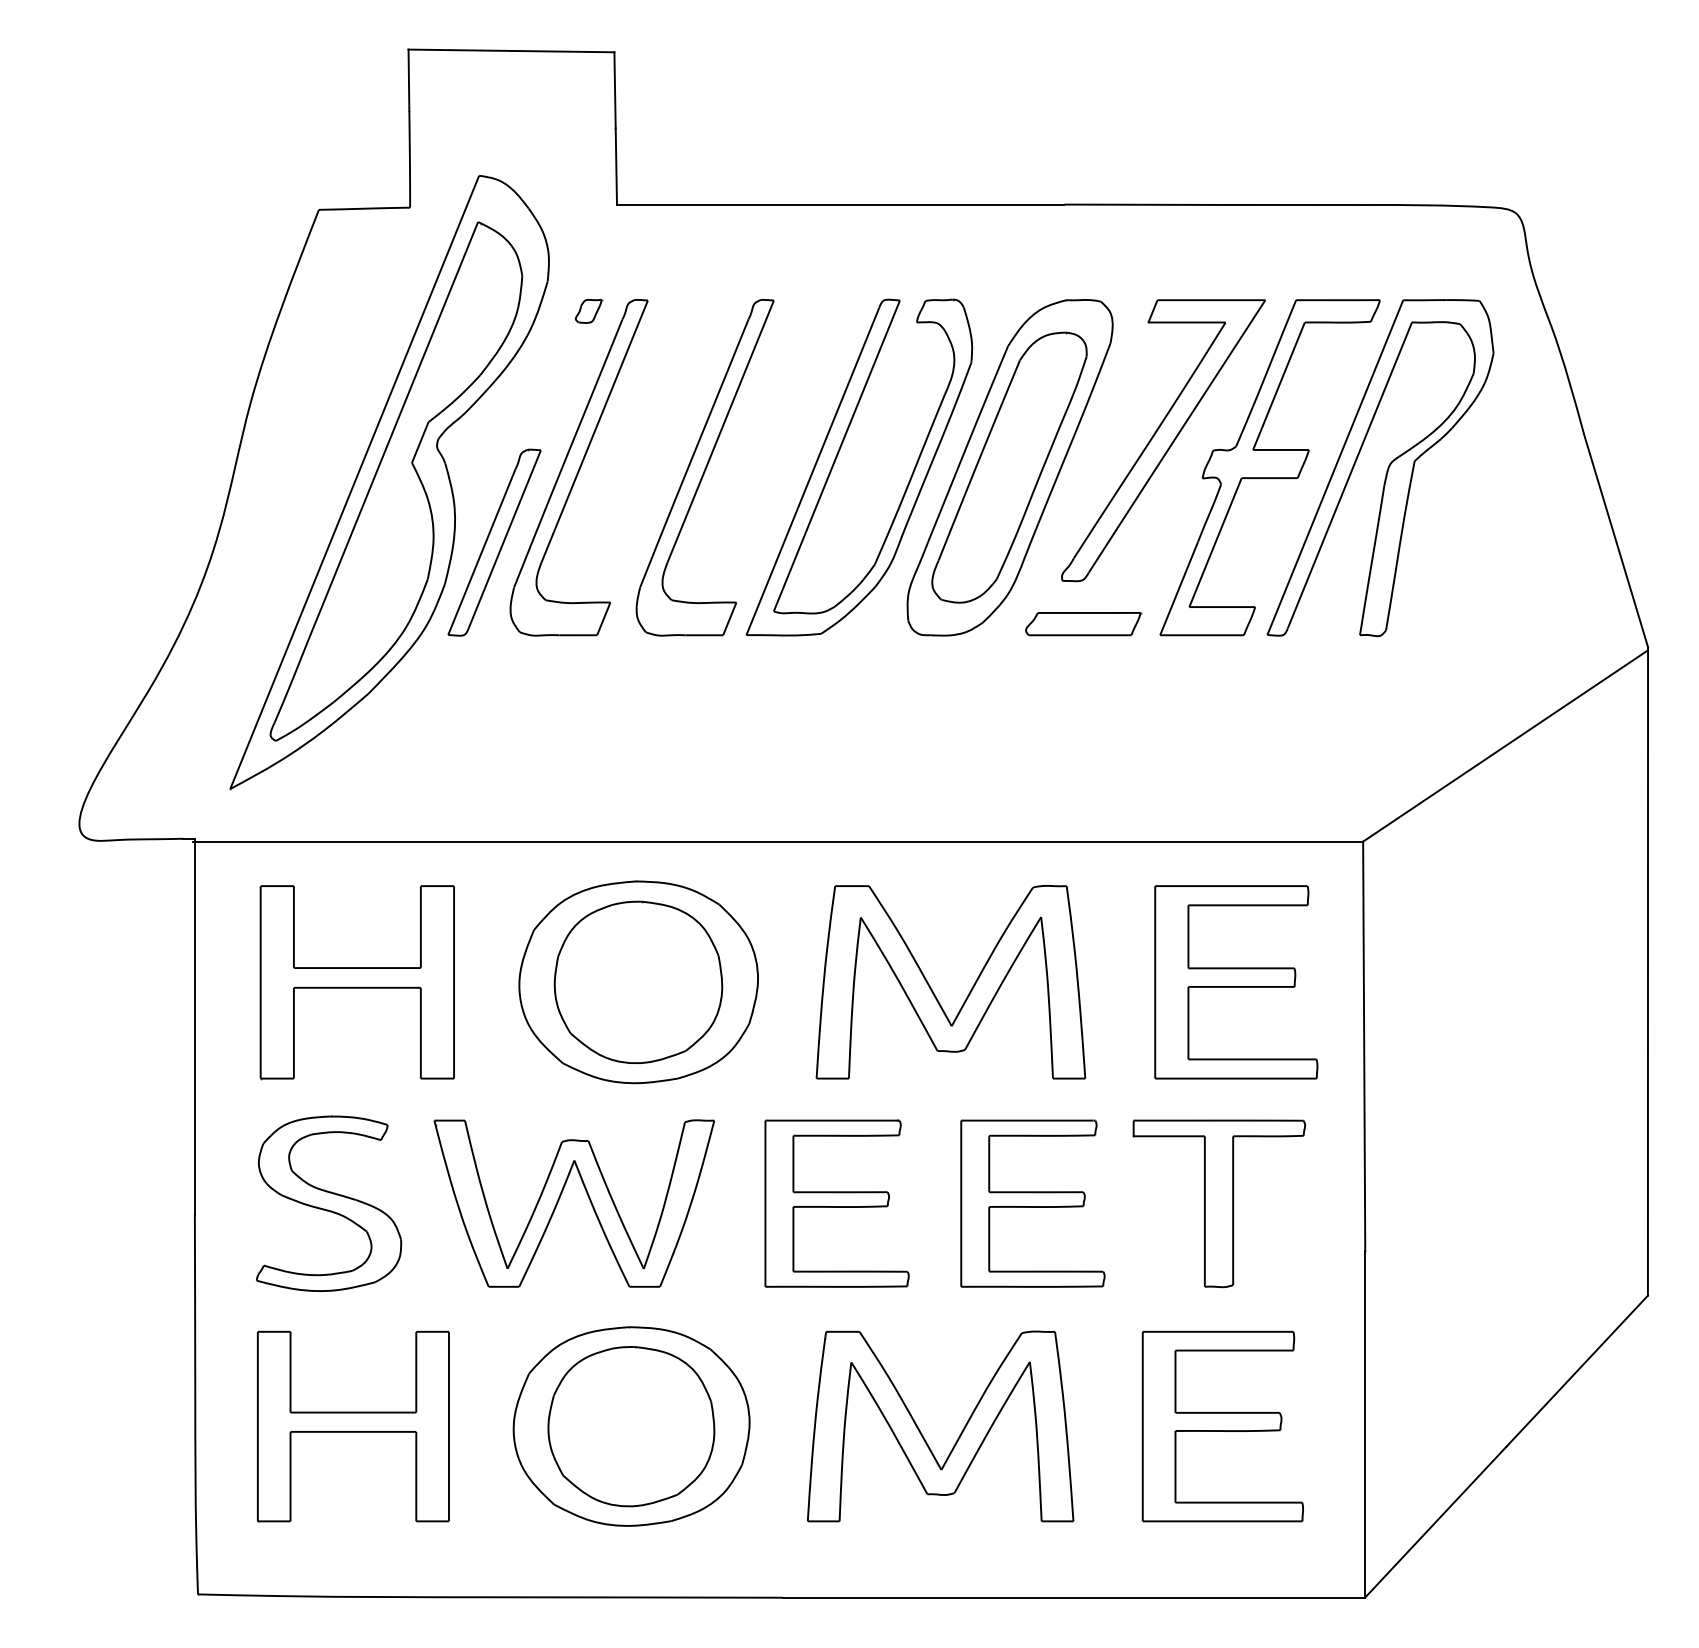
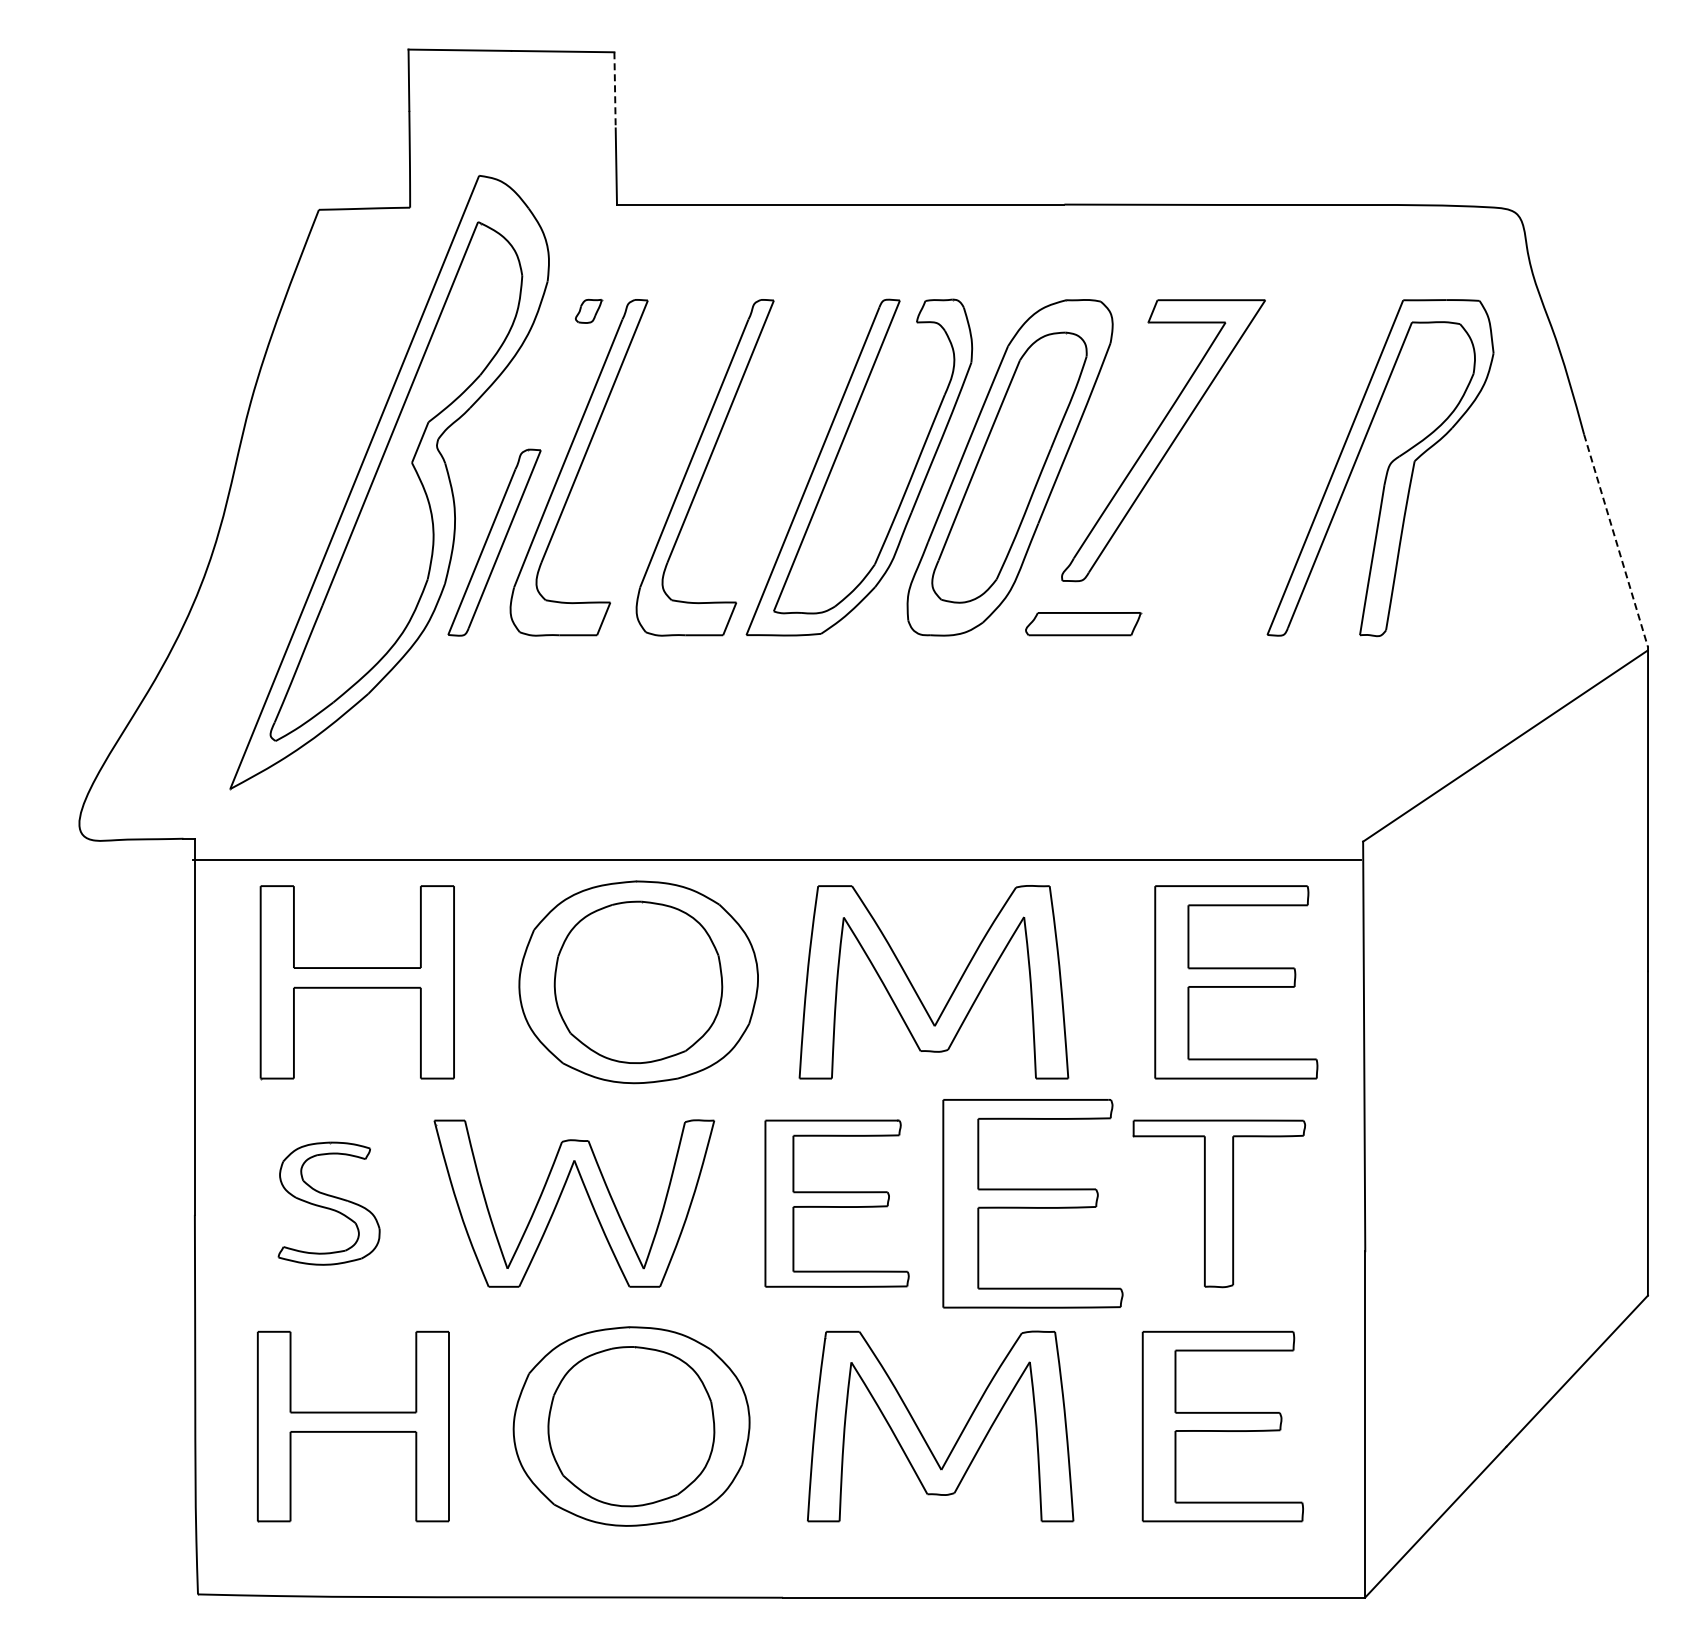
line: solid -> dashed (615, 90)
part: present -> none (1269, 467)
line: solid -> dashed (1616, 540)
line position: (776, 842) -> (776, 860) (776, 860)
part position: (935, 994) -> (918, 994) (918, 994)
part size: 147x177 px -> 104x125 px (328, 1203)
part size: 146x169 px -> 182x210 px (1032, 1203)
